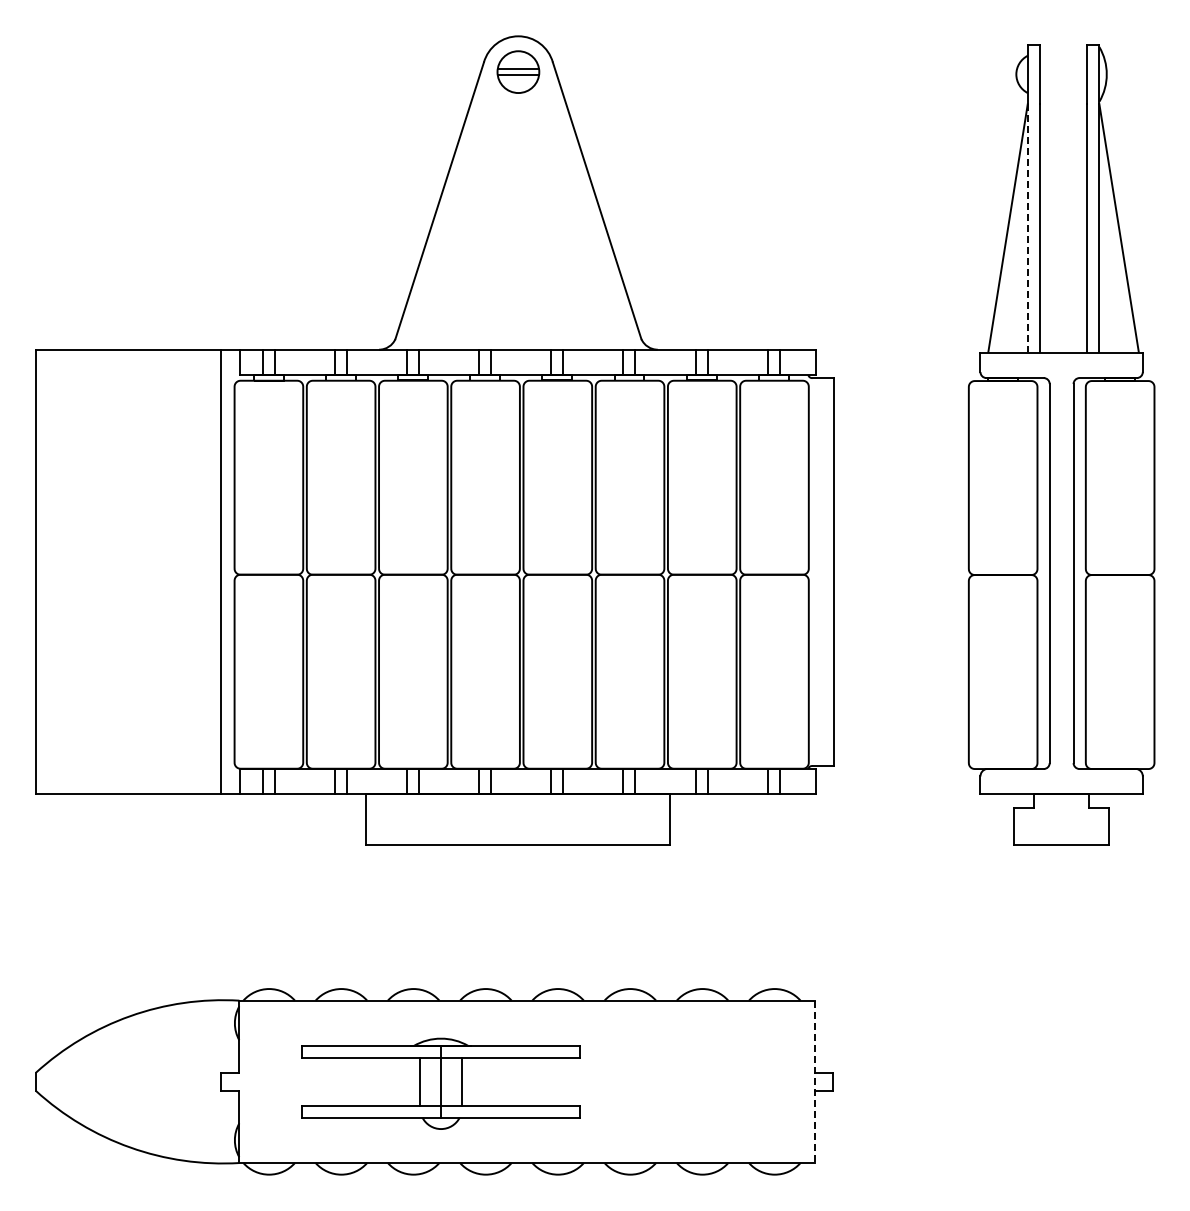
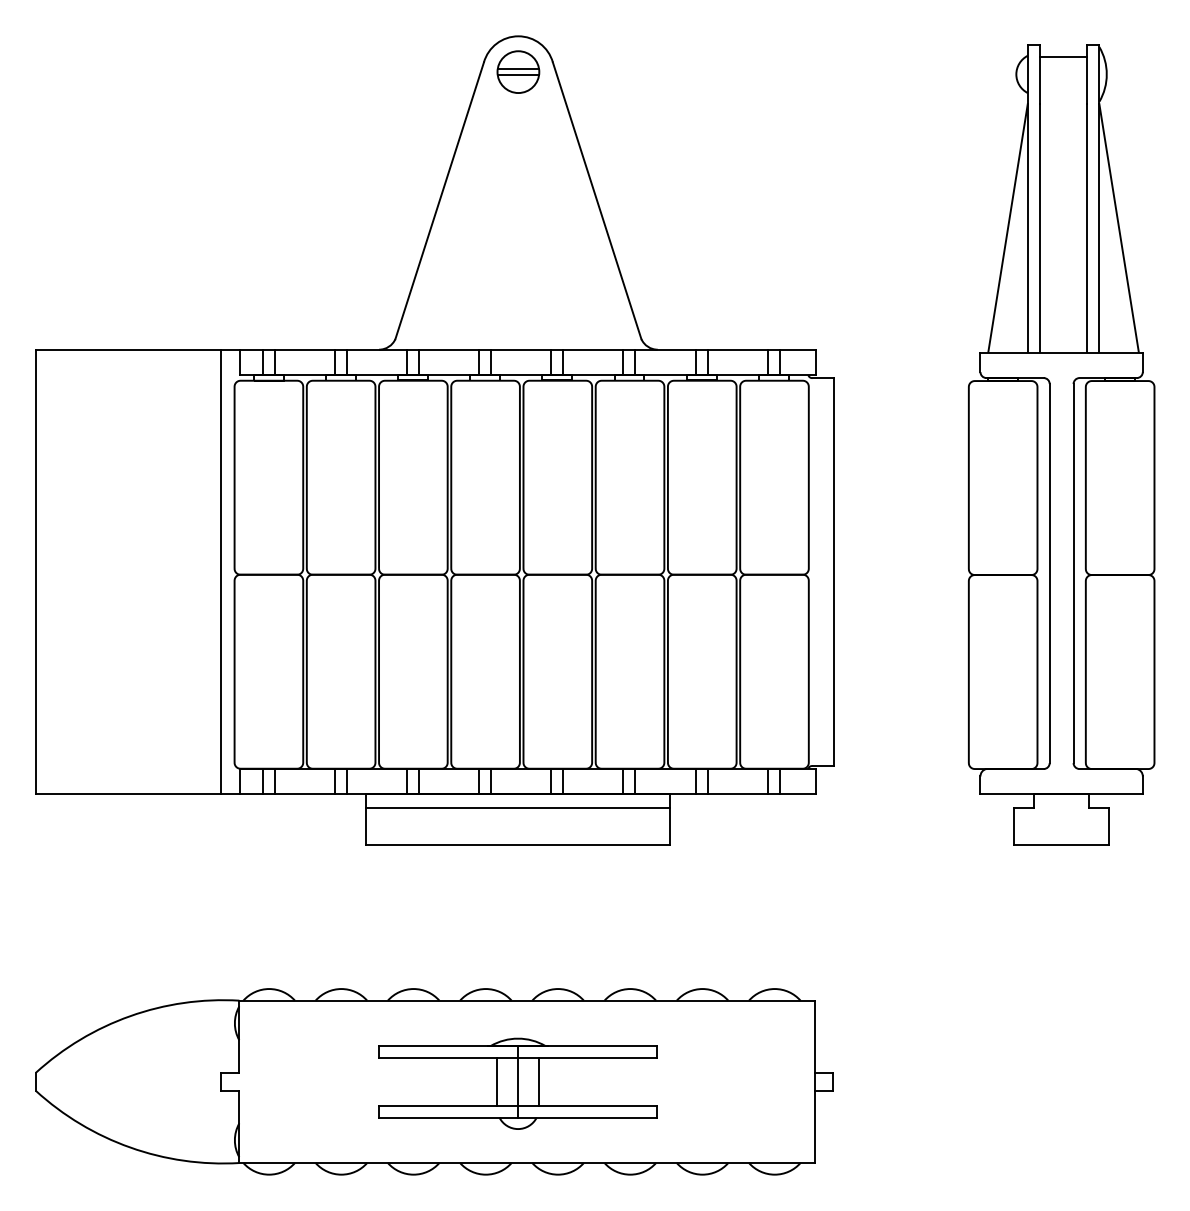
line: none -> present (1063, 56)
line: dashed -> solid (1027, 228)
line: none -> present (517, 807)
line: dashed -> solid (815, 1082)
part position: (440, 1083) -> (517, 1083) (517, 1083)
